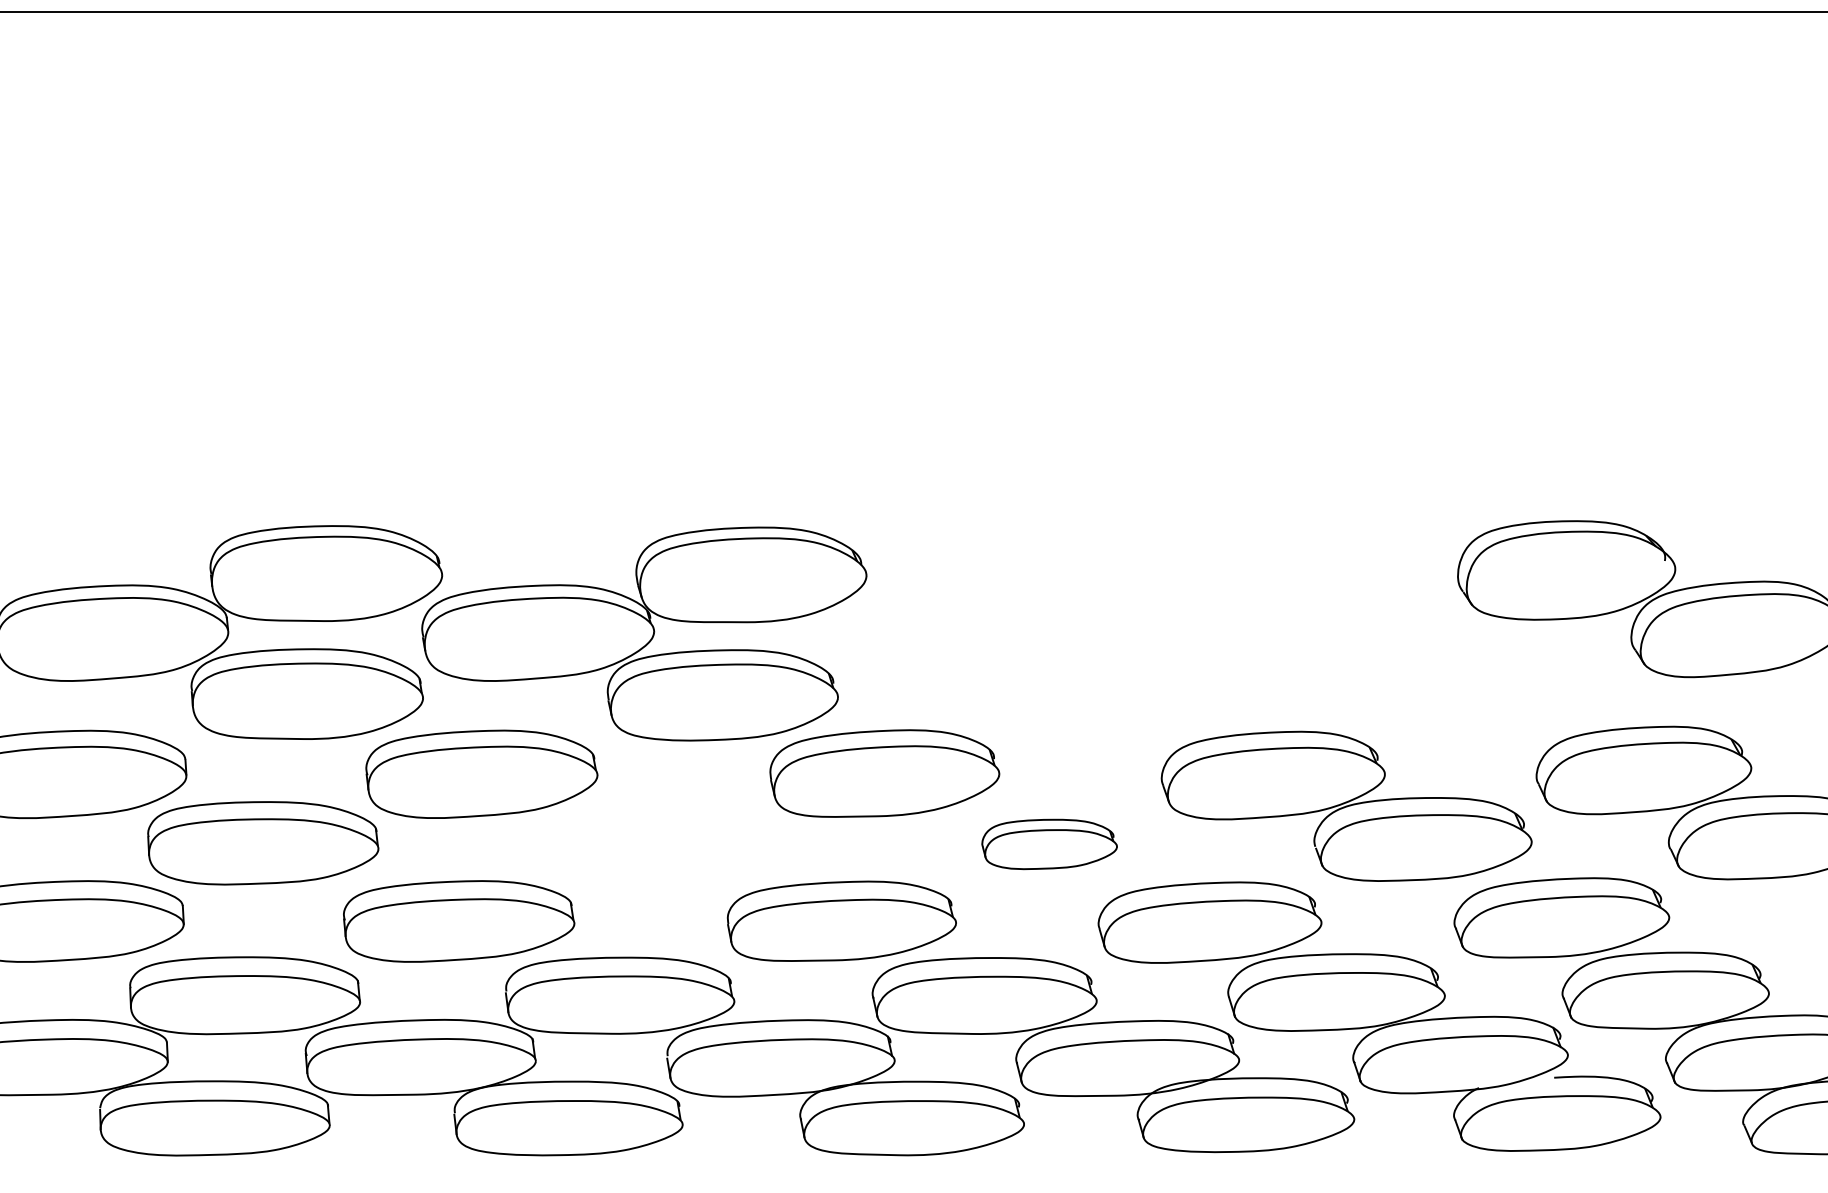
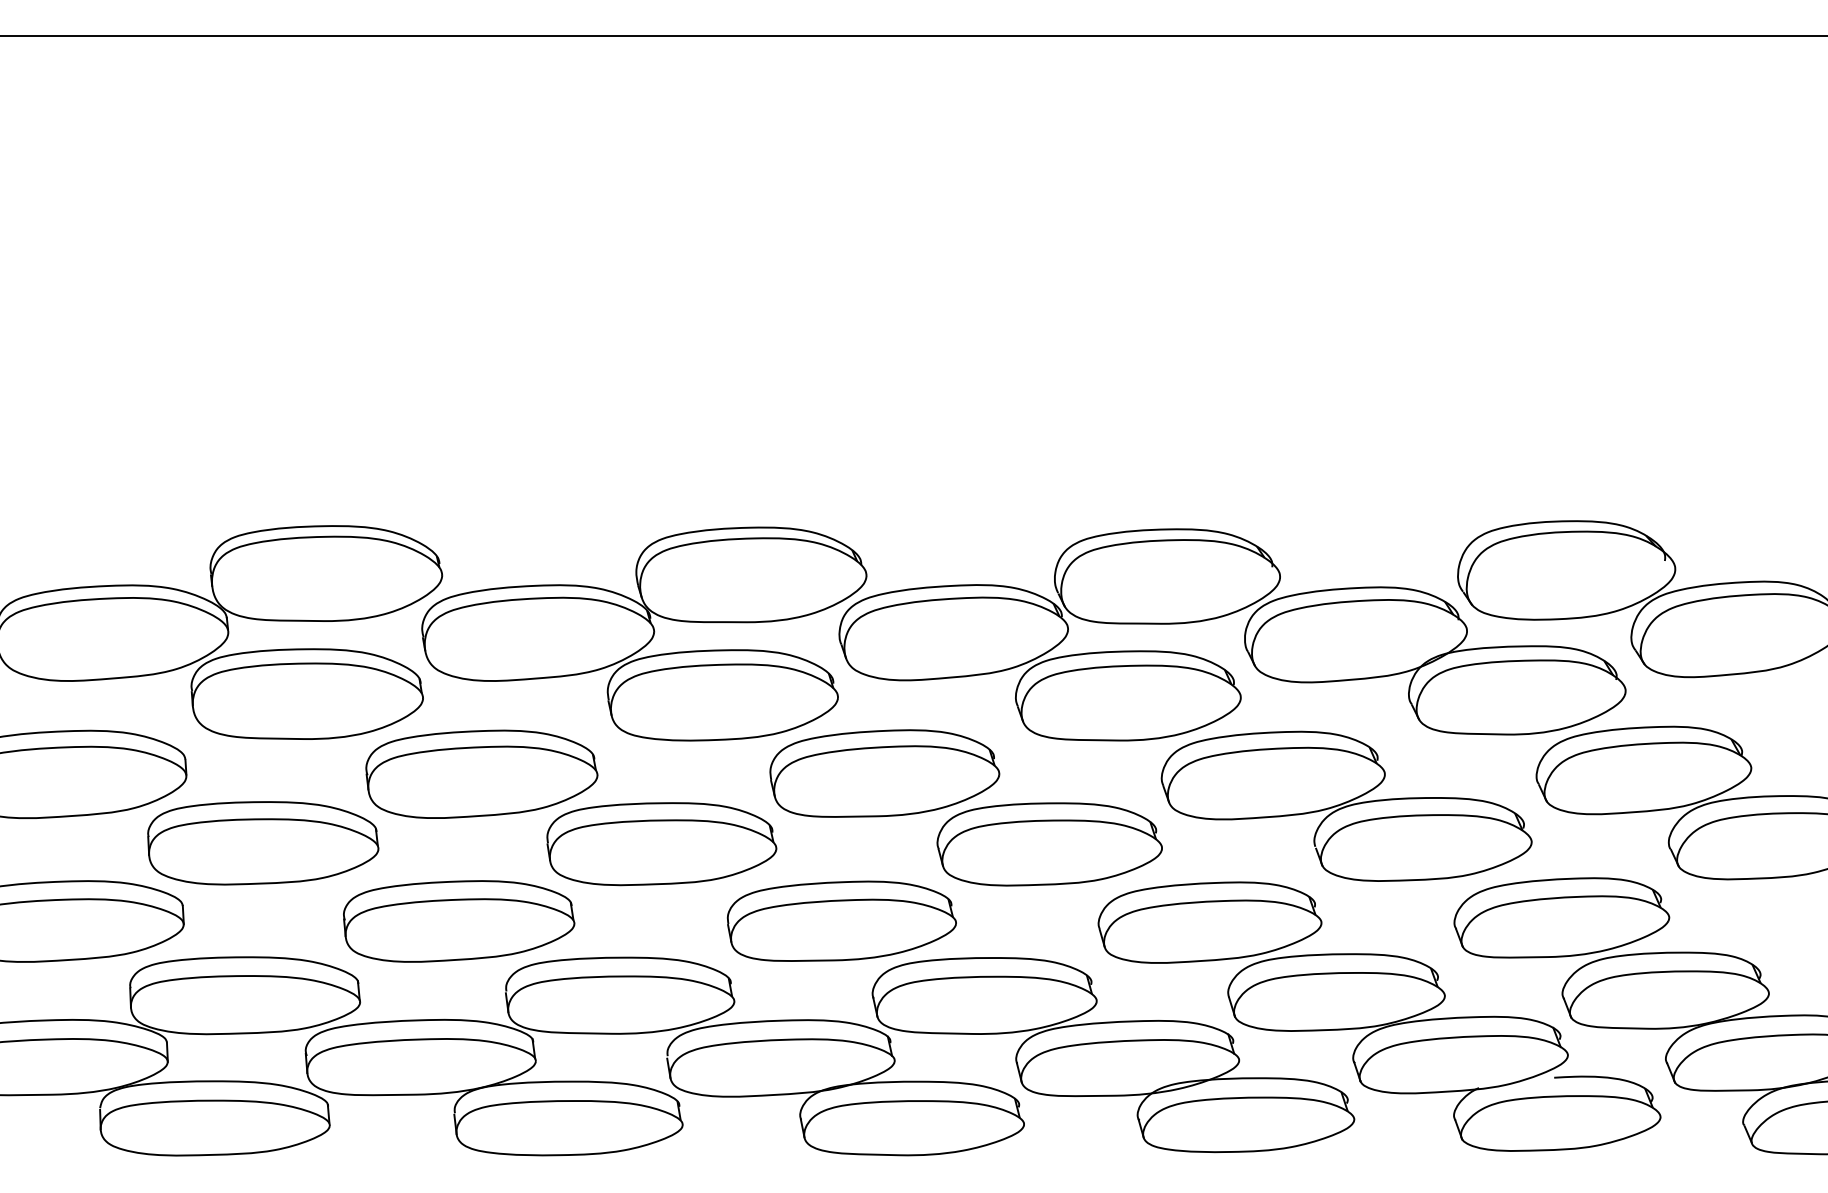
line position: (913, 12) -> (913, 36) (913, 36)
part: none -> present (1244, 634)
part: none -> present (661, 844)
part size: 137x53 px -> 227x85 px (1049, 844)
